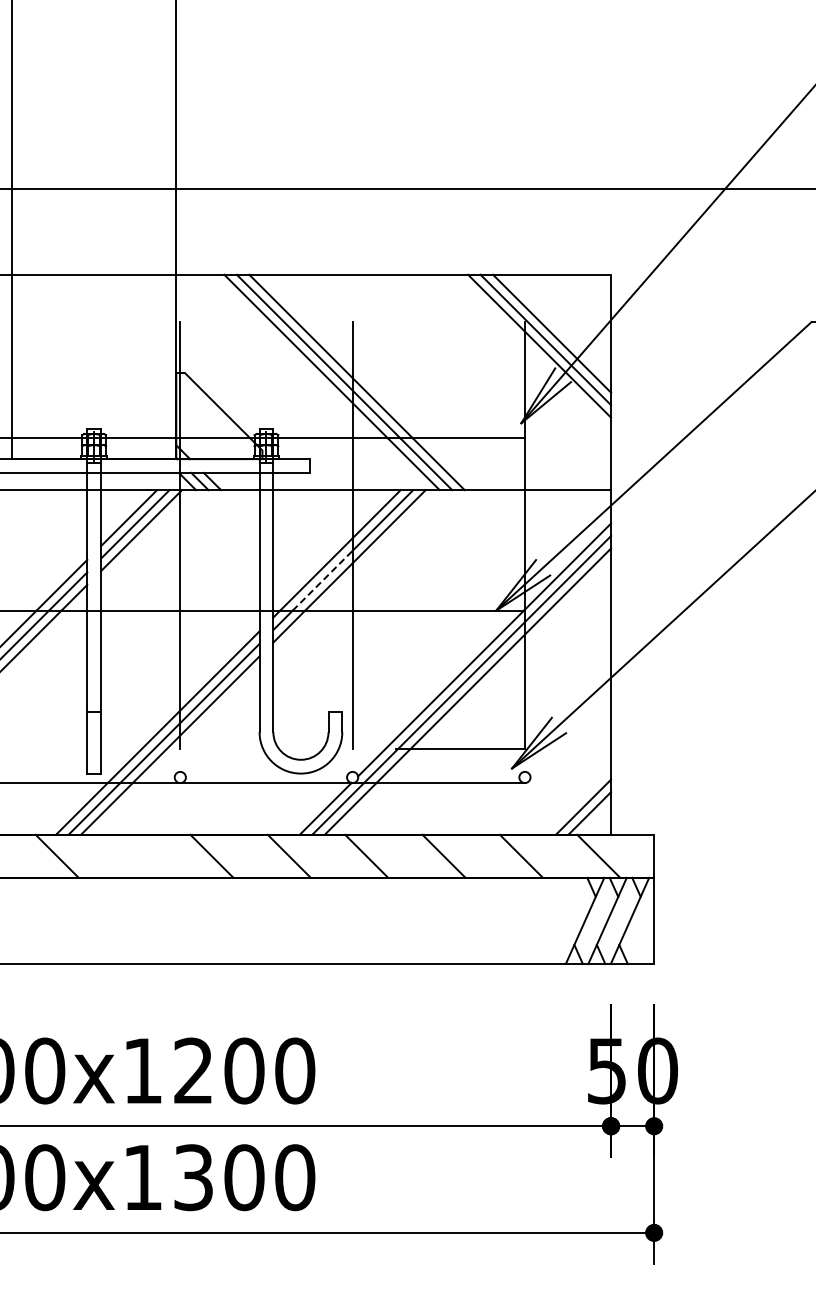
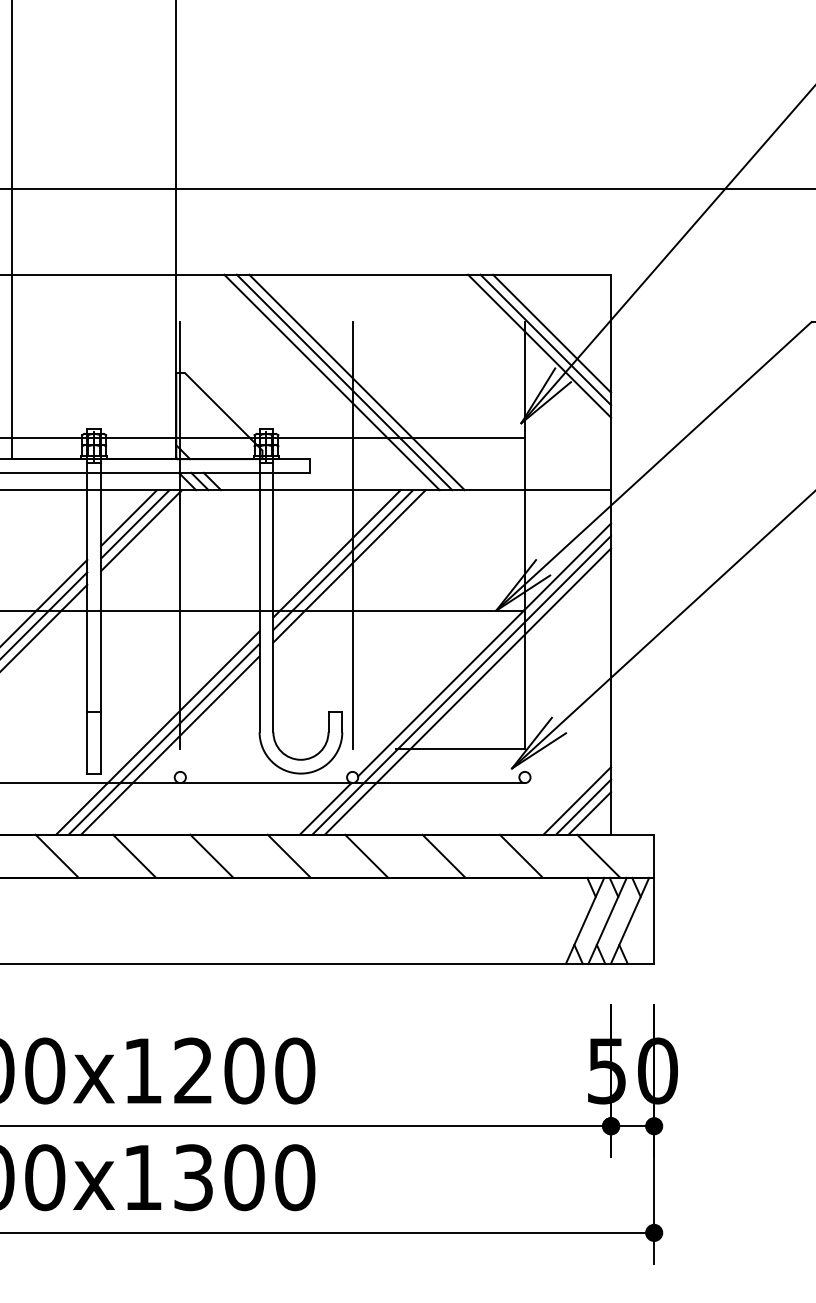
line: dashed -> solid (322, 580)
line: none -> present (577, 800)
line: none -> present (134, 855)
